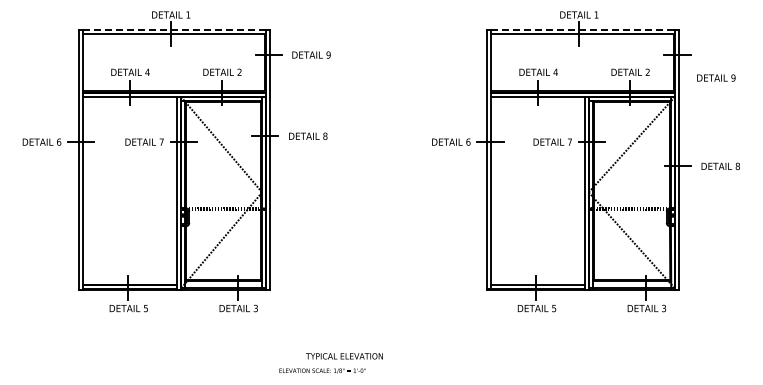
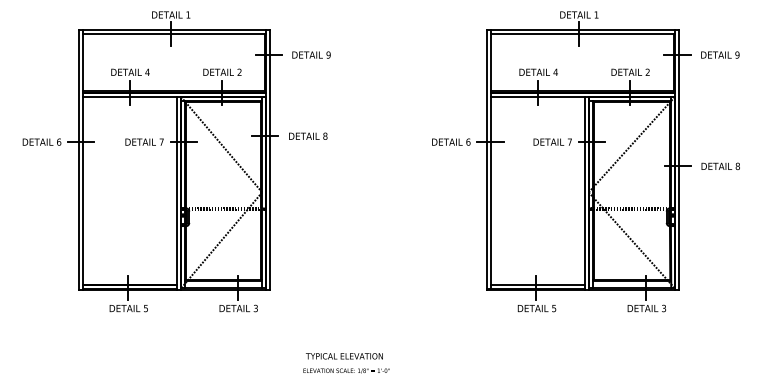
line: dashed -> solid (174, 29)
line: dashed -> solid (583, 29)
text position: (716, 77) -> (720, 54) (720, 54)
text position: (322, 370) -> (346, 370) (346, 370)
